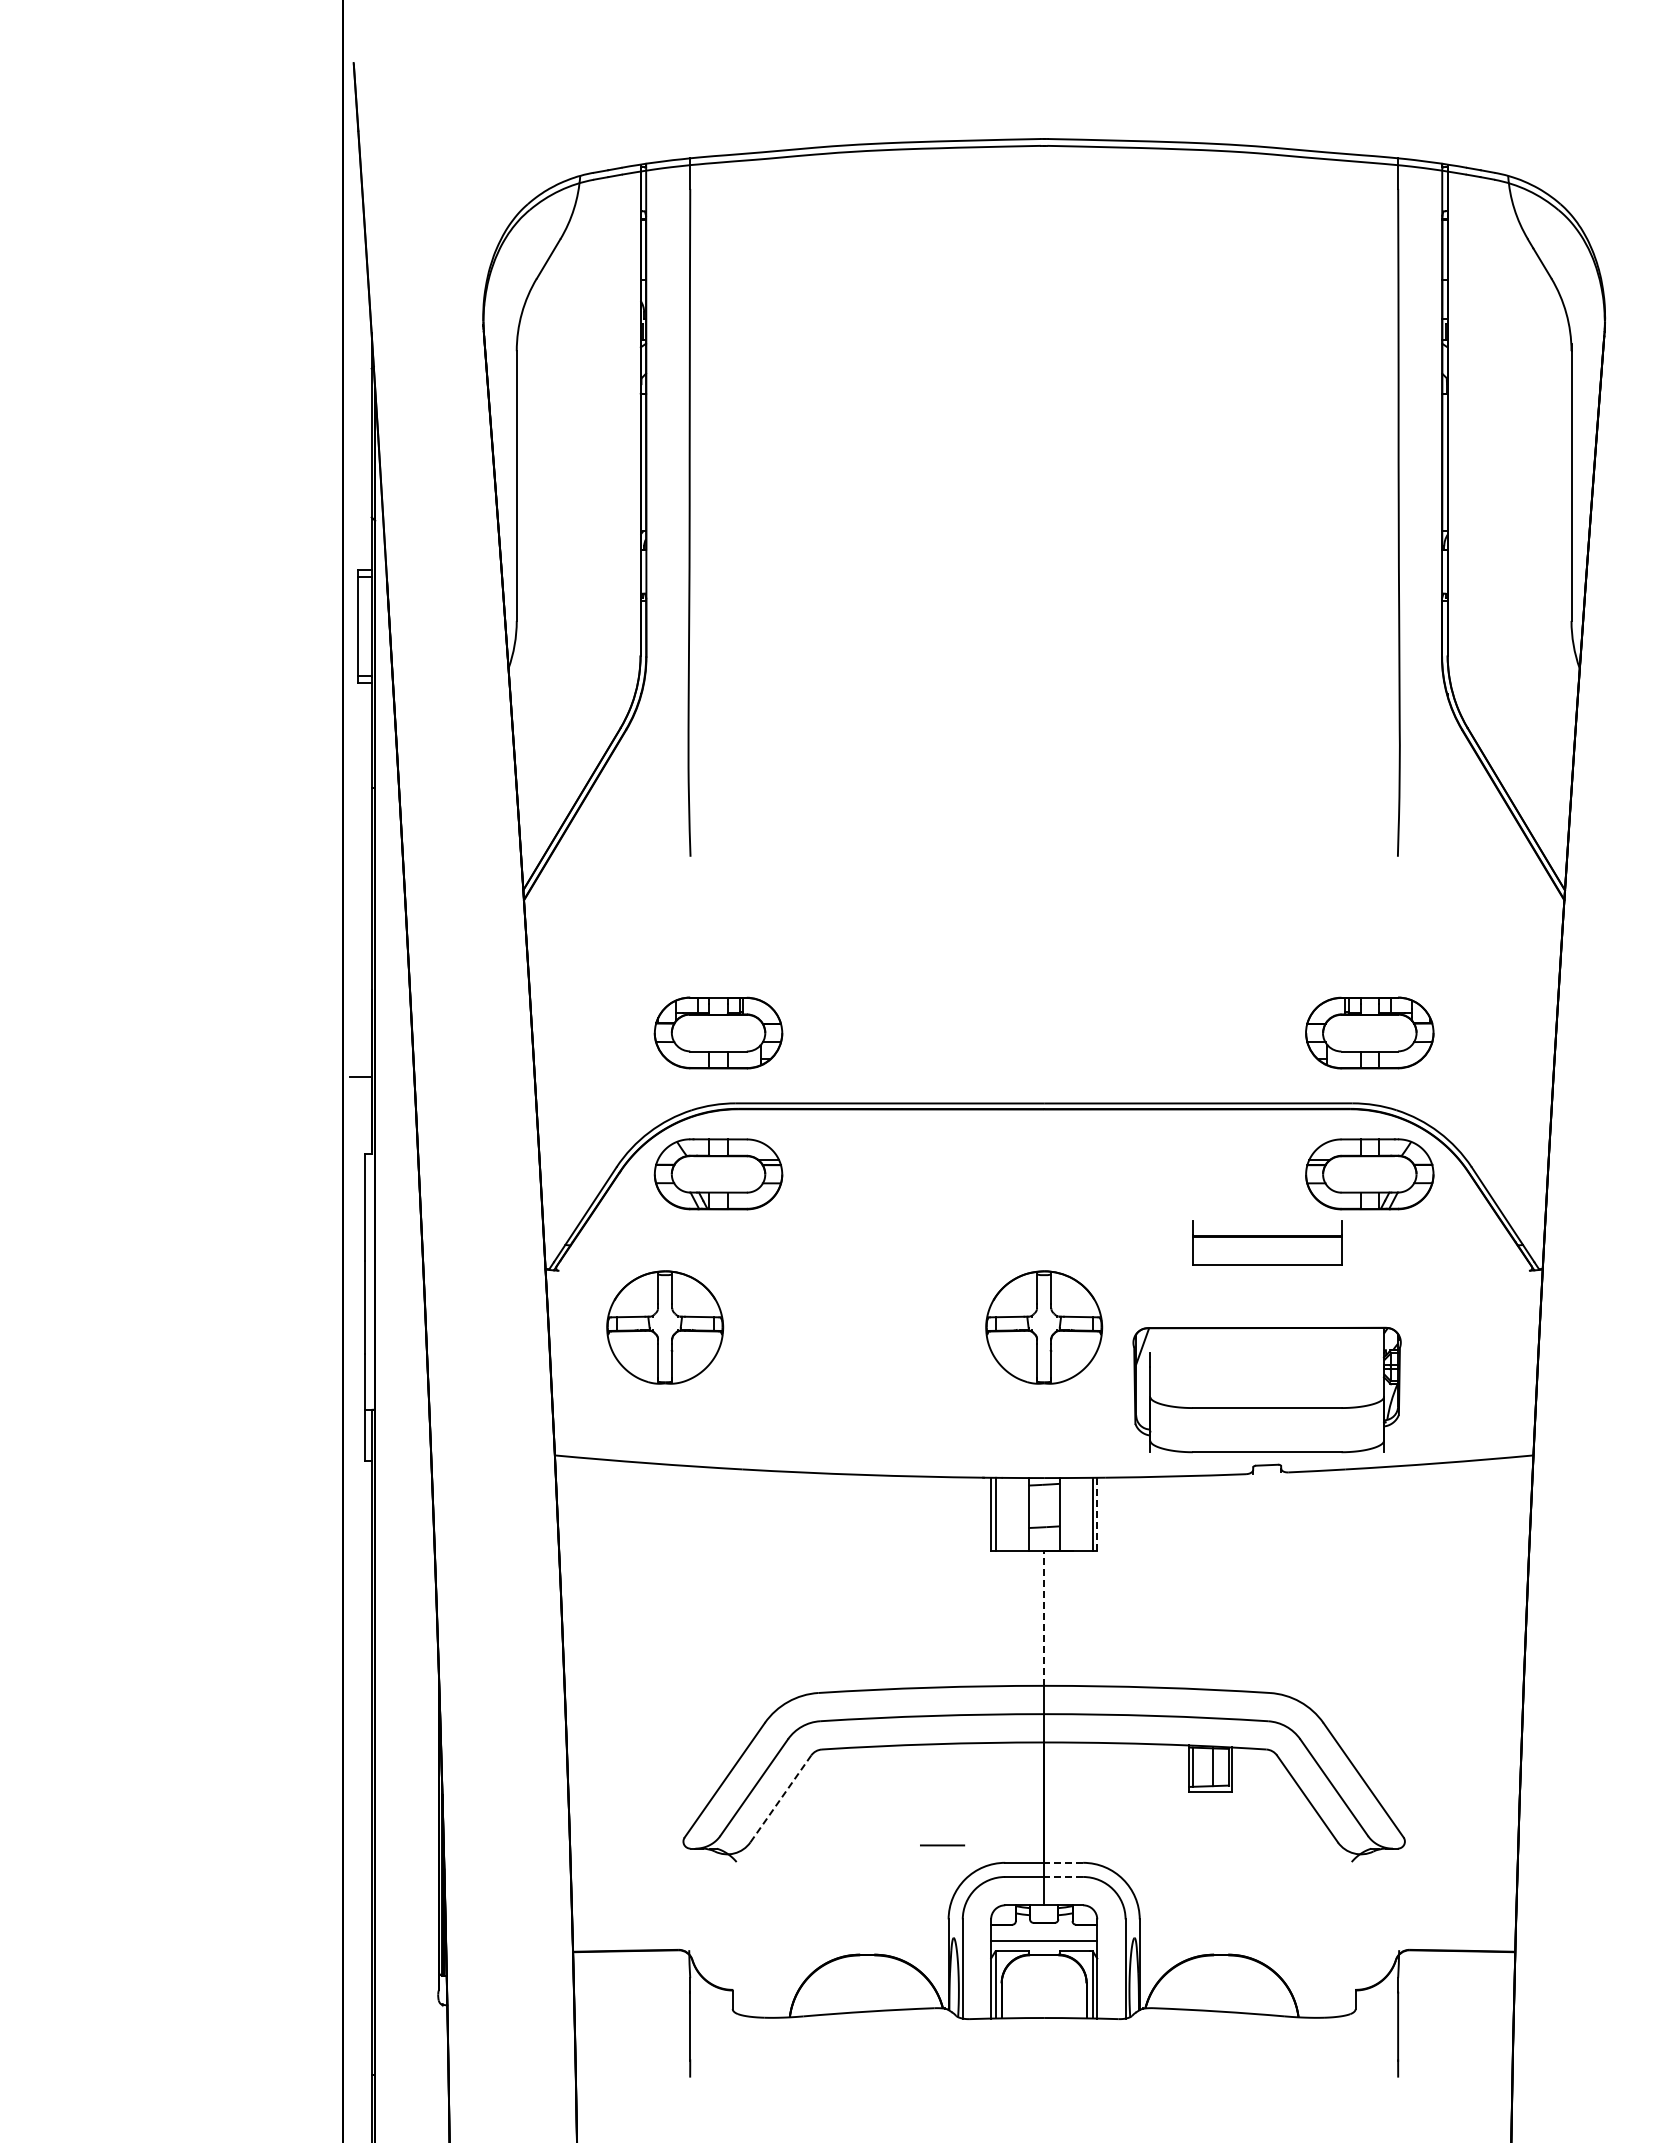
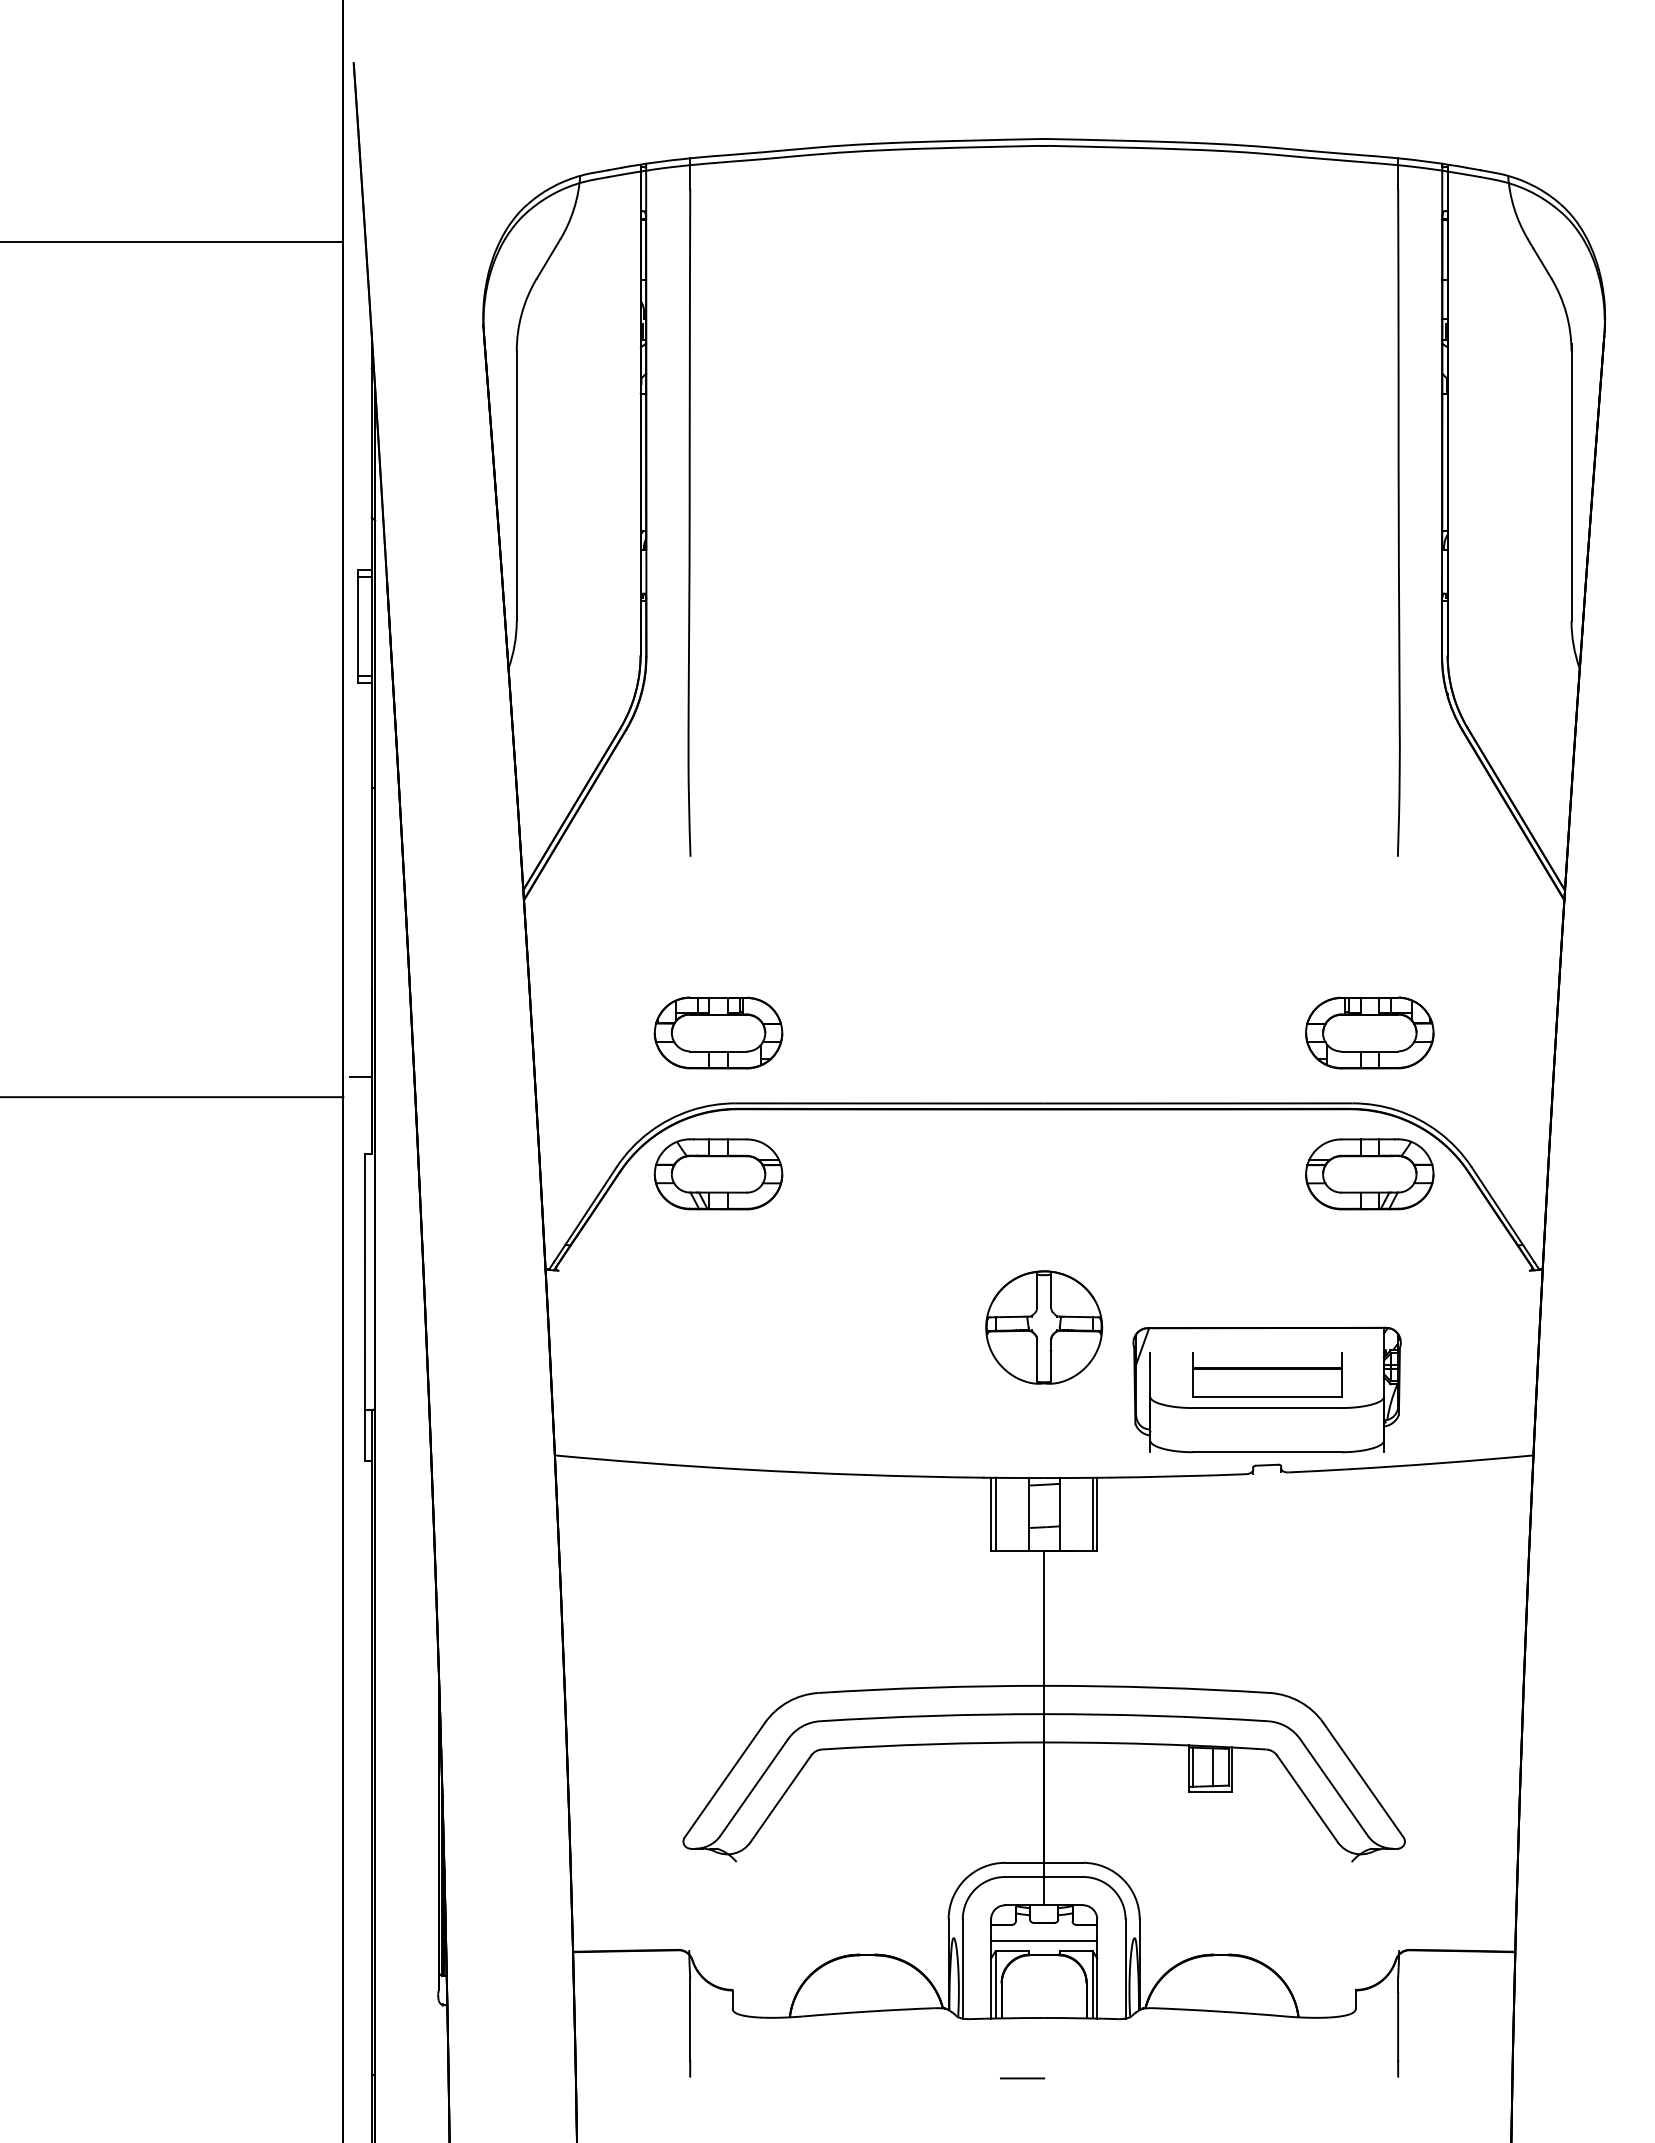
line: none -> present (172, 242)
line: none -> present (172, 1097)
part position: (1267, 1242) -> (1267, 1374) (1267, 1374)
part: present -> none (665, 1327)
line: dashed -> solid (1097, 1514)
line: dashed -> solid (1044, 1618)
line: dashed -> solid (780, 1798)
line position: (942, 1845) -> (1022, 2078) (1022, 2078)
line: dashed -> solid (1063, 1862)
line: dashed -> solid (1063, 1876)
